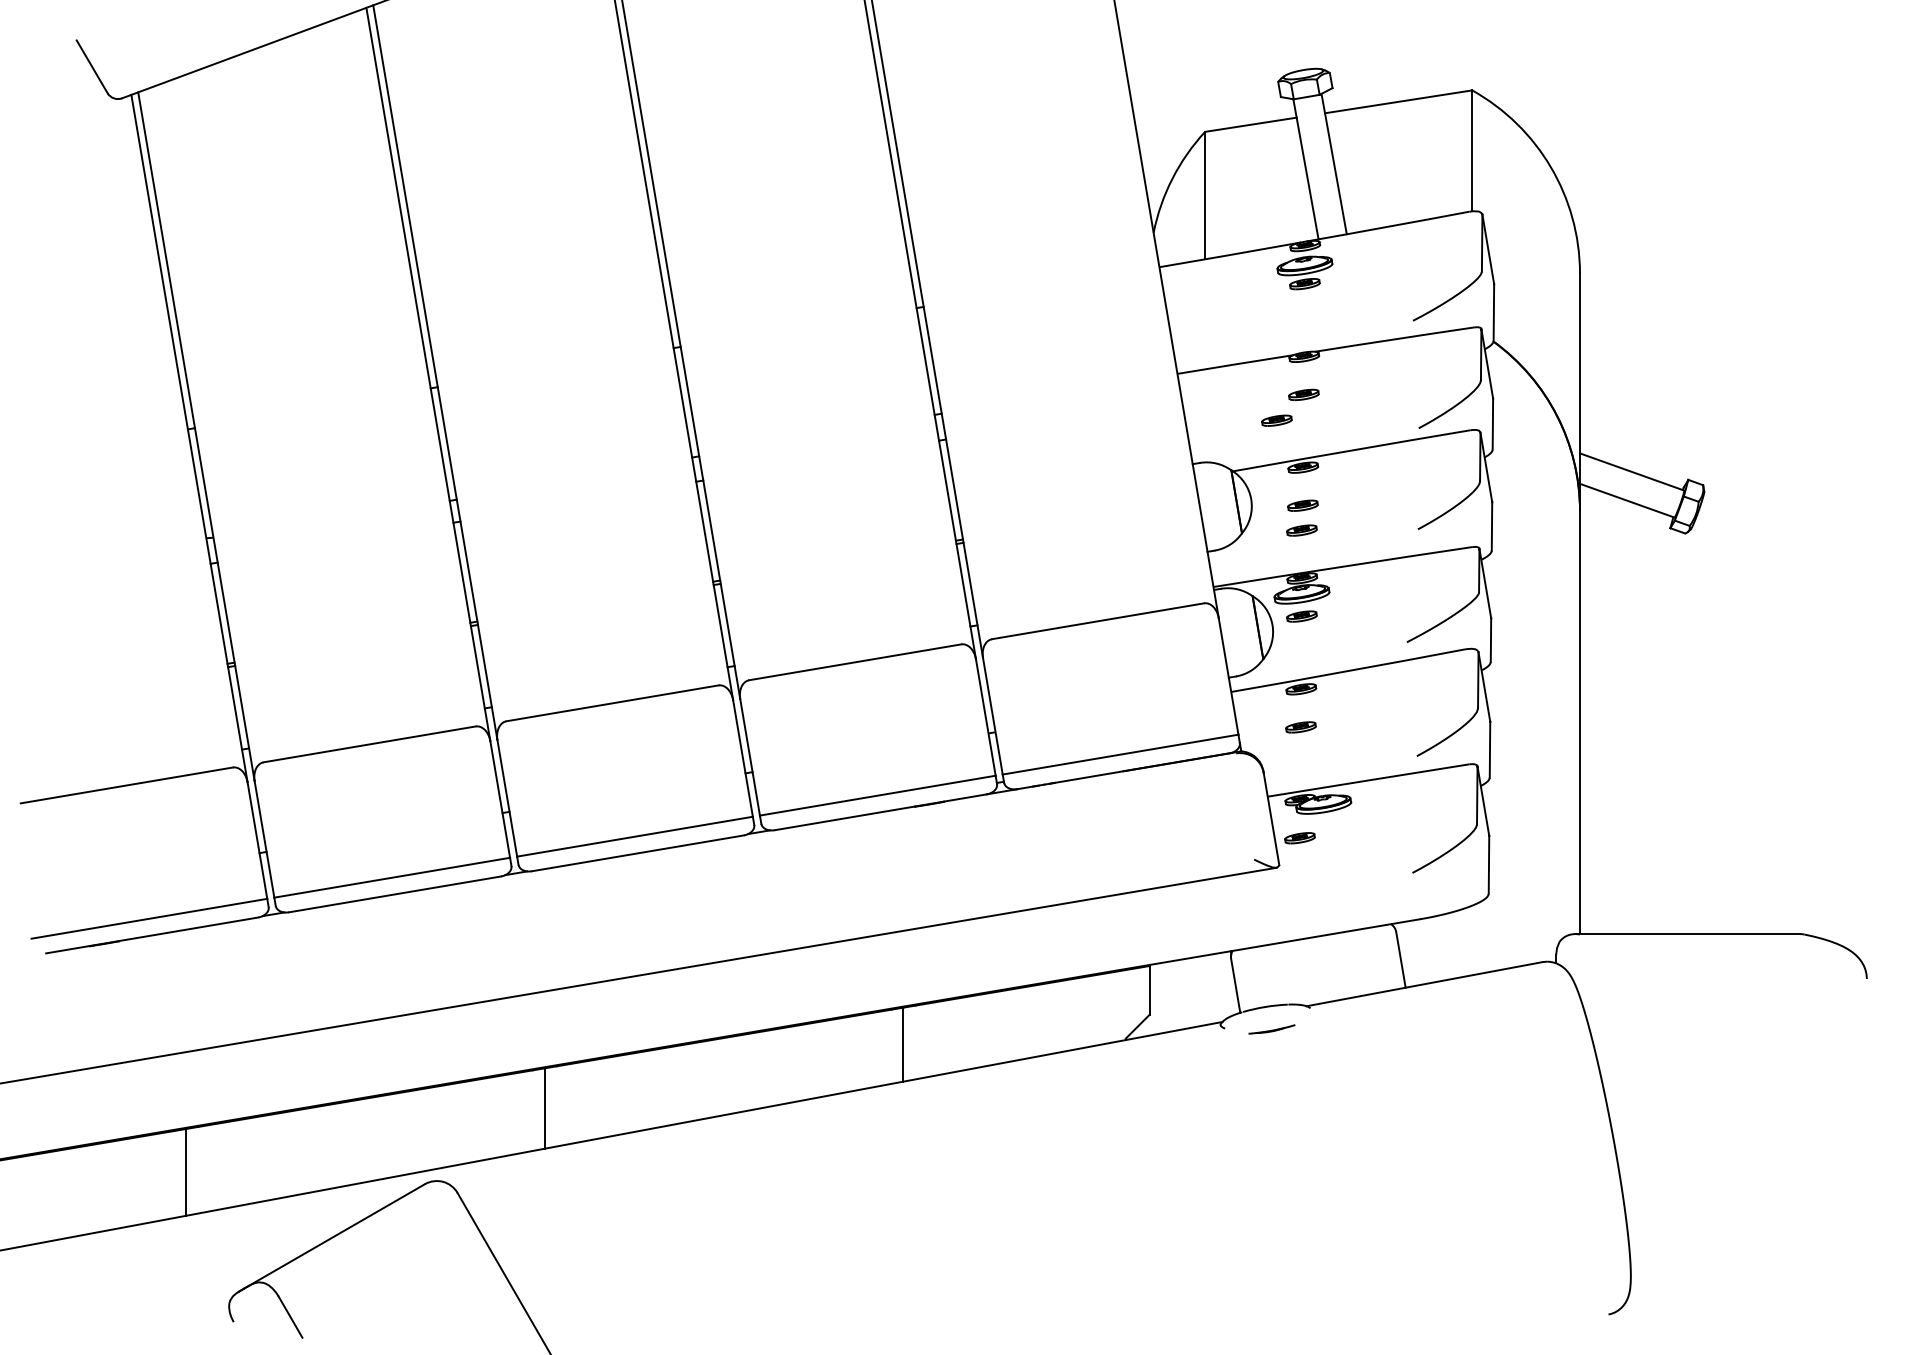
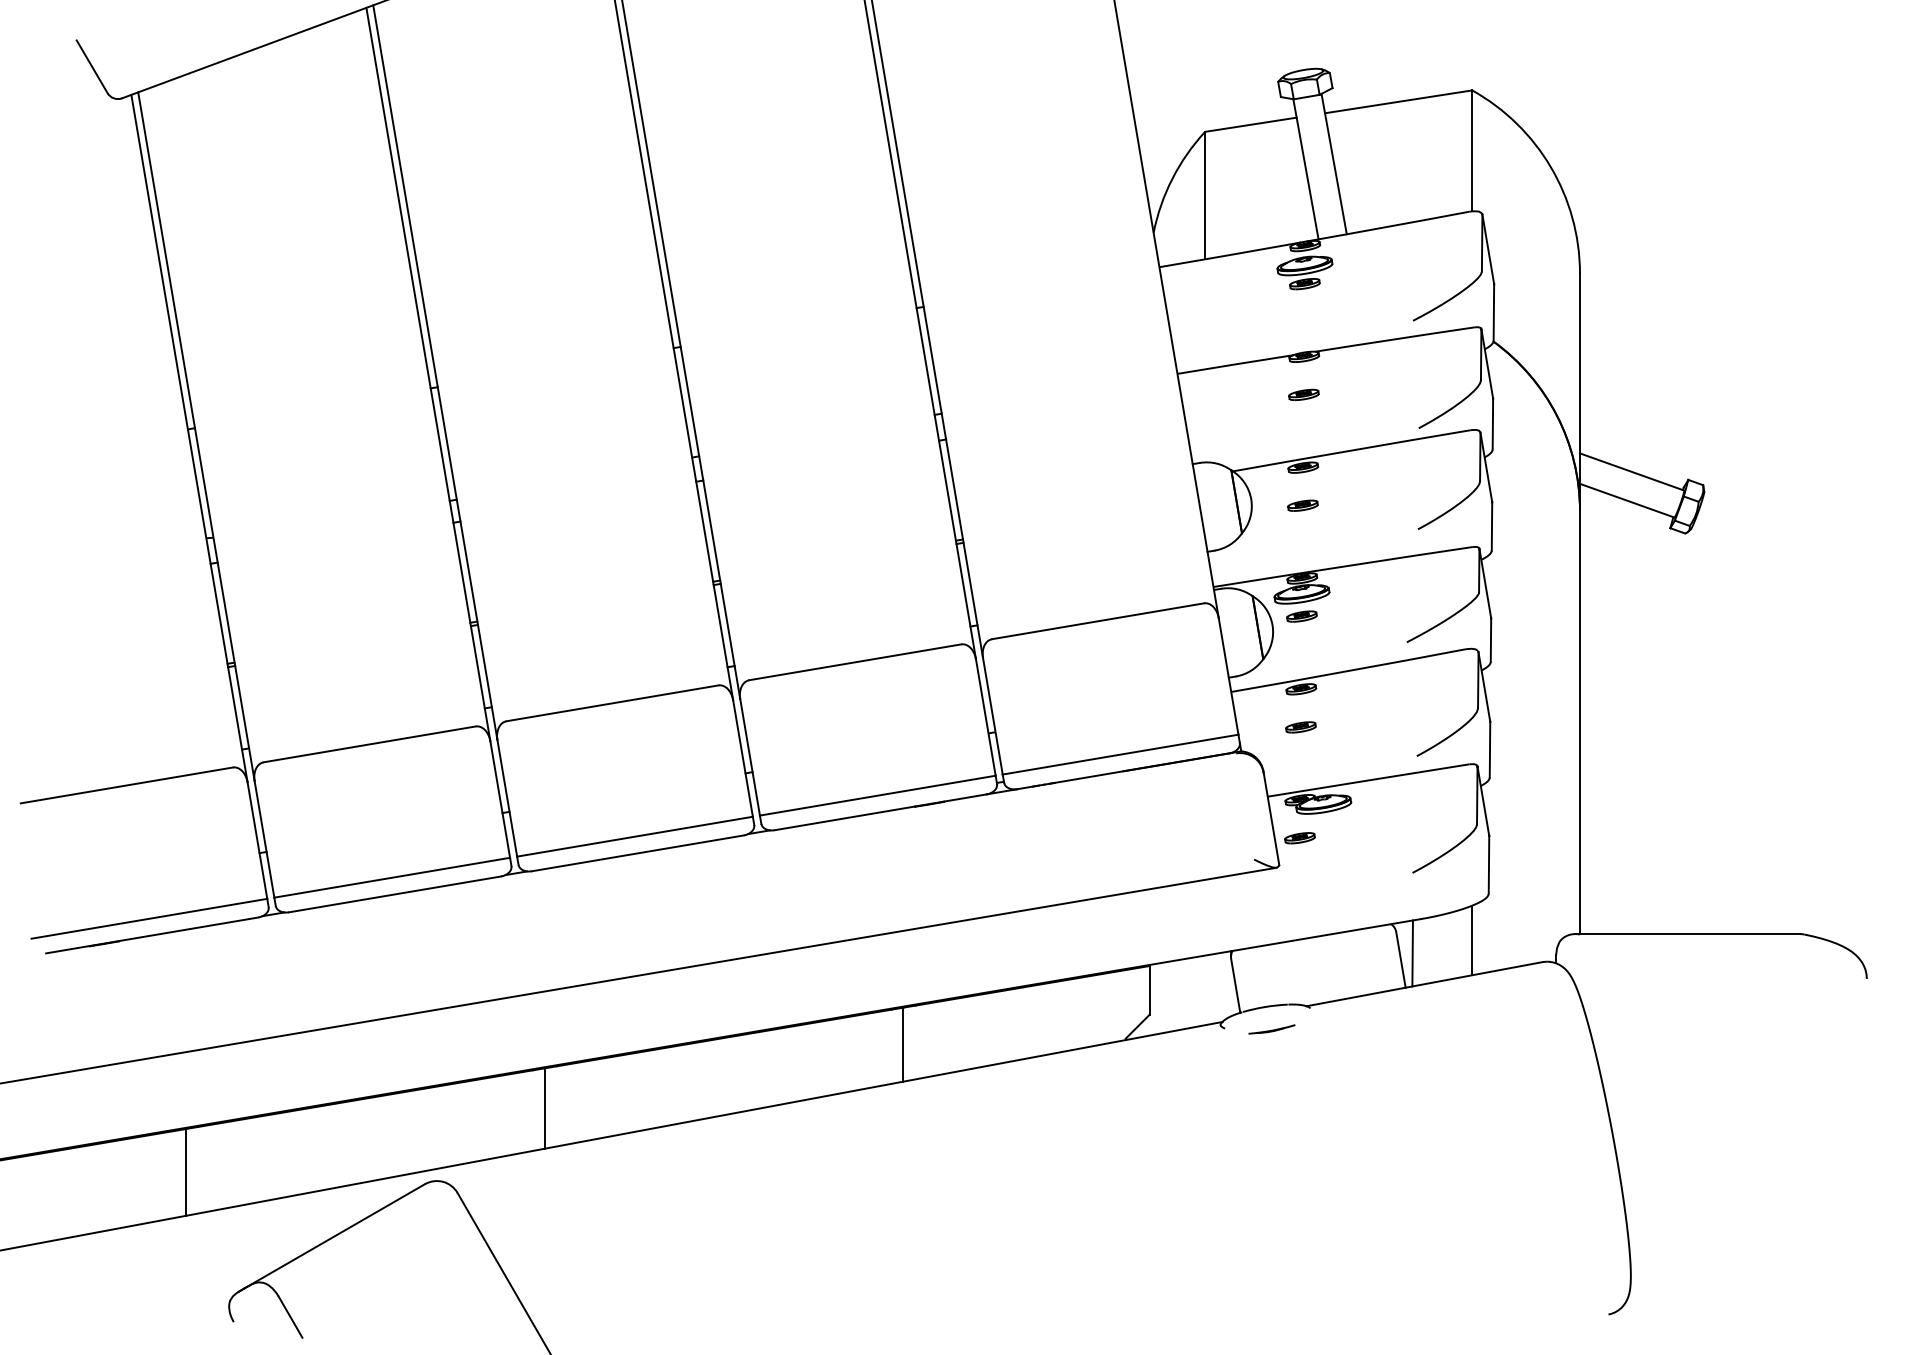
part: present -> none (1276, 420)
part: present -> none (1301, 530)
line: none -> present (1472, 940)
line: none -> present (1412, 953)
